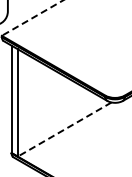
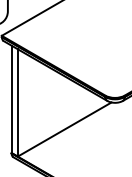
line: dashed -> solid (32, 18)
line: dashed -> solid (64, 129)
